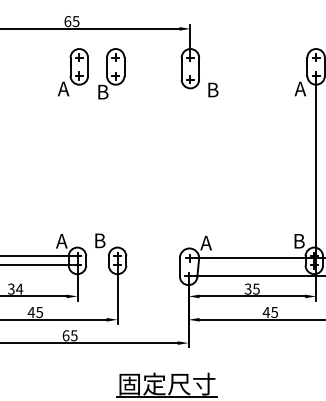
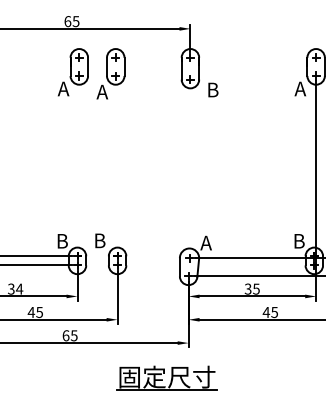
text: B -> A (102, 91)
text: A -> B (61, 241)
part position: (166, 384) -> (166, 377) (166, 377)
